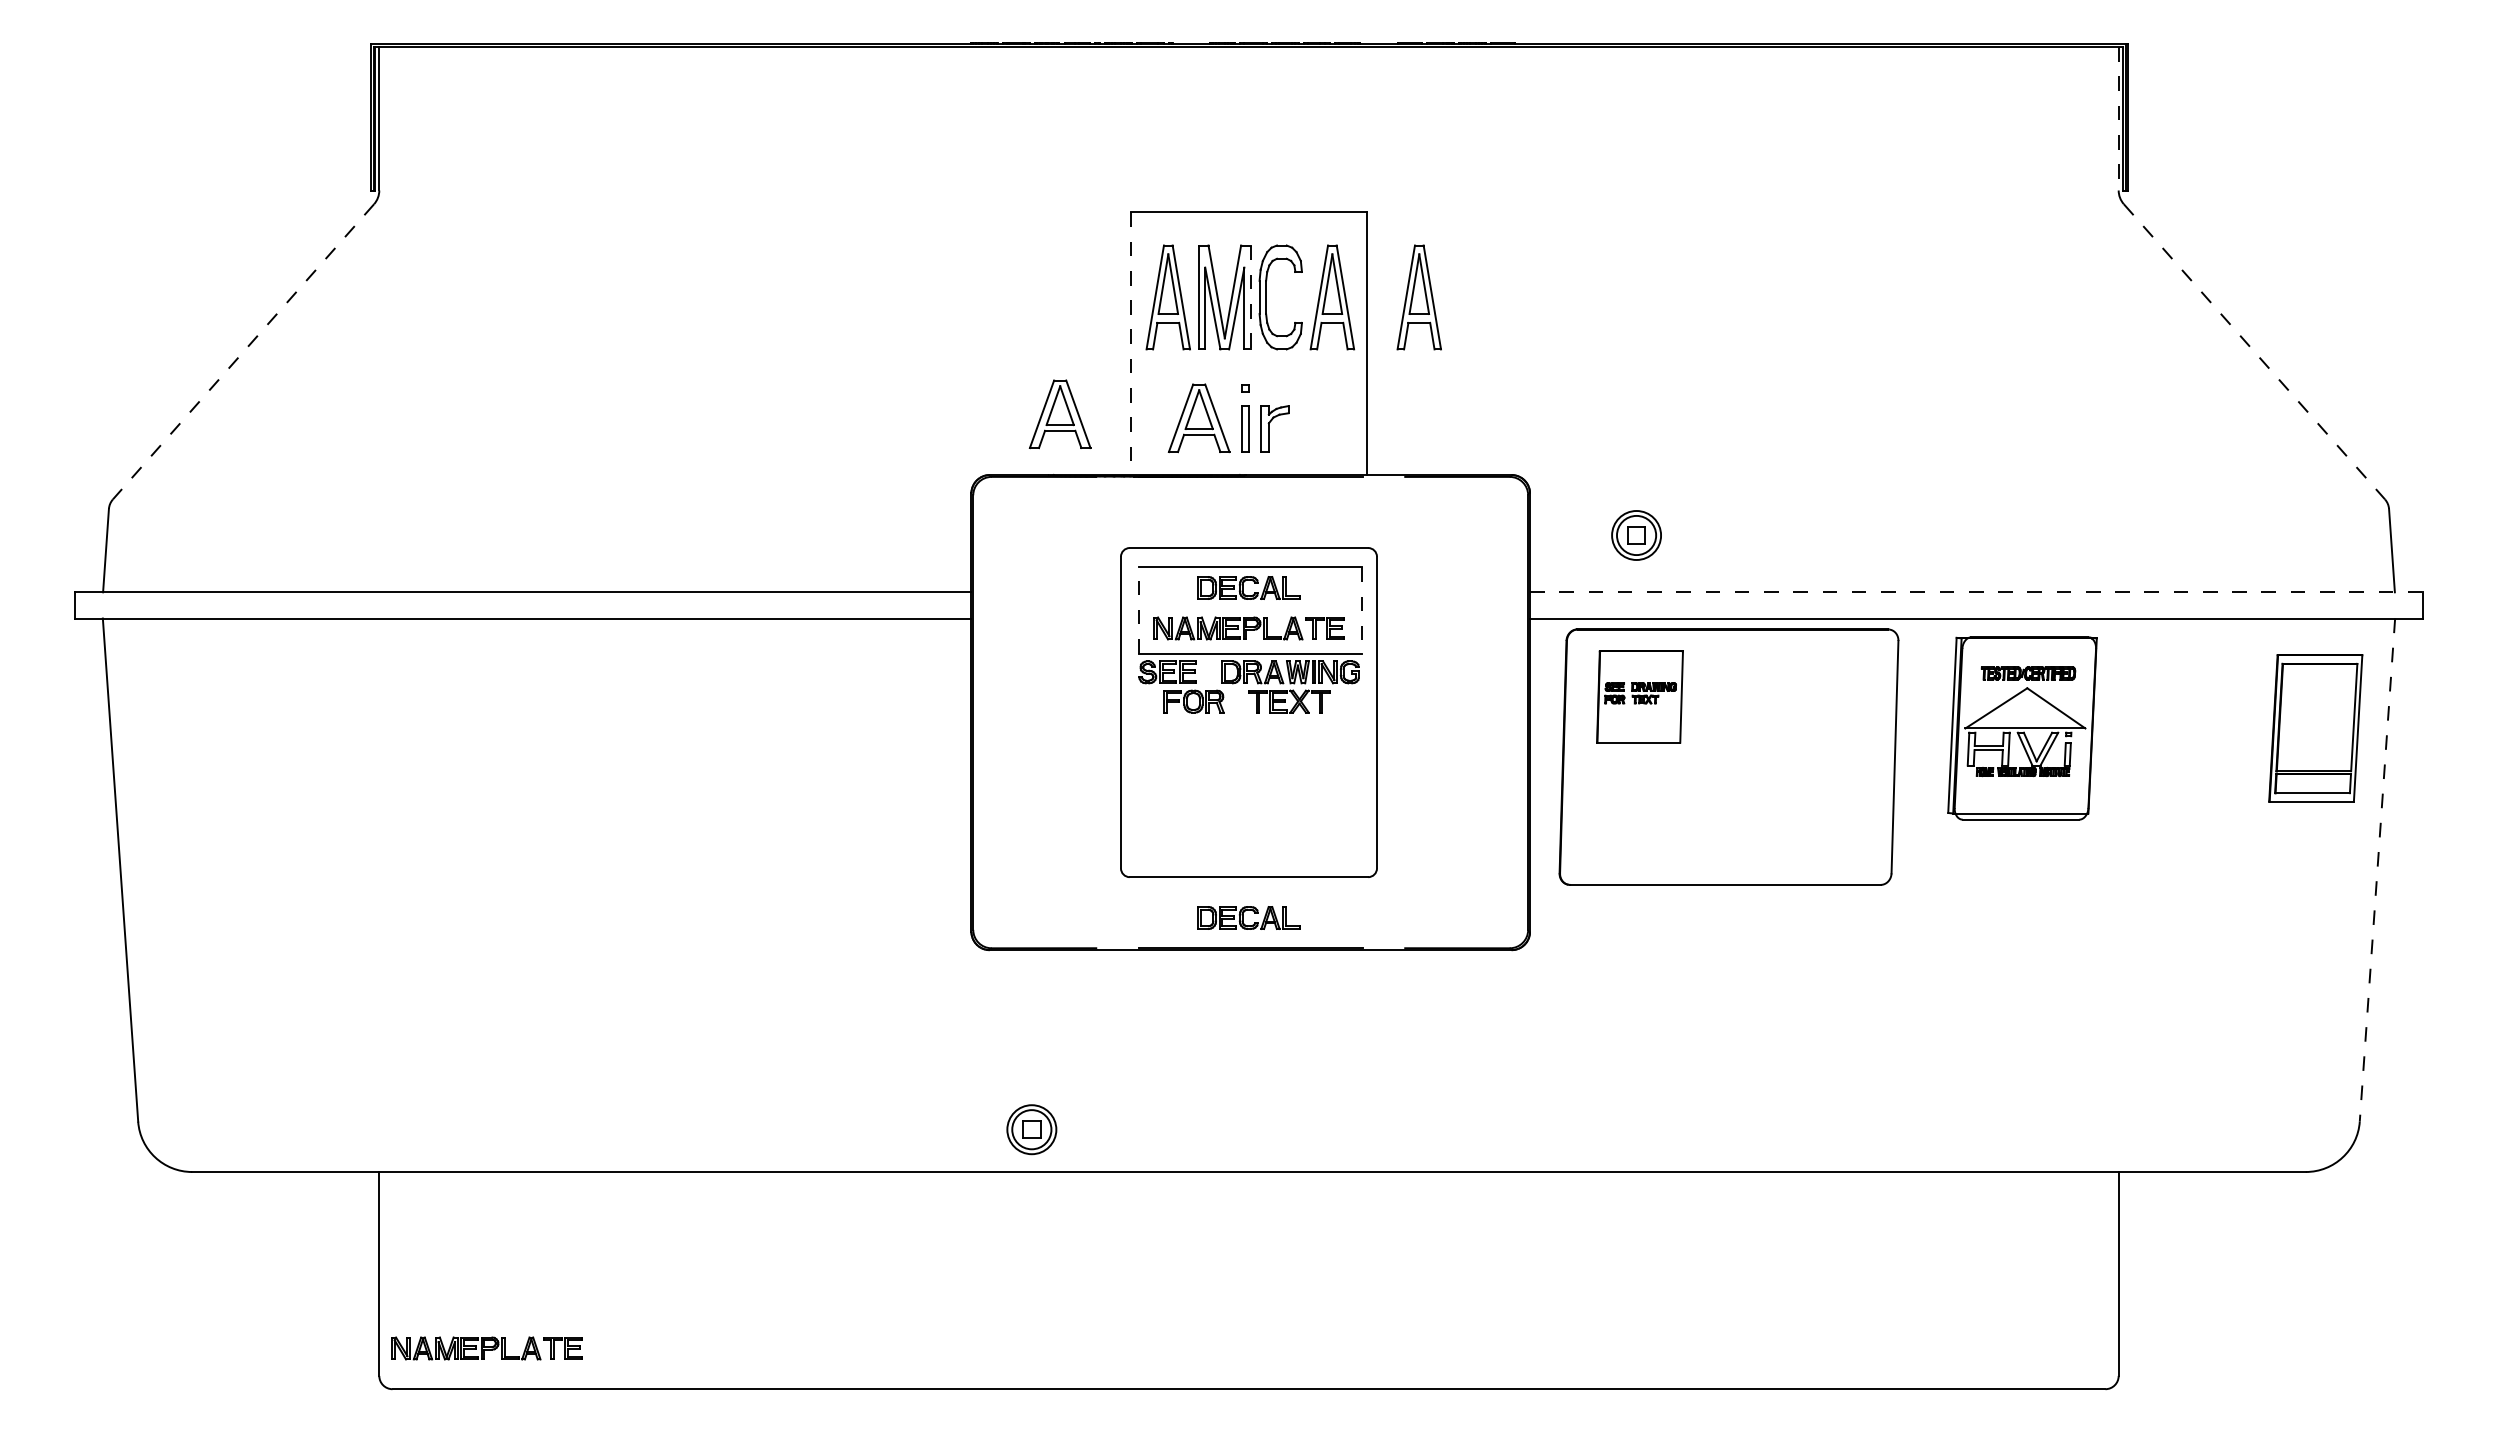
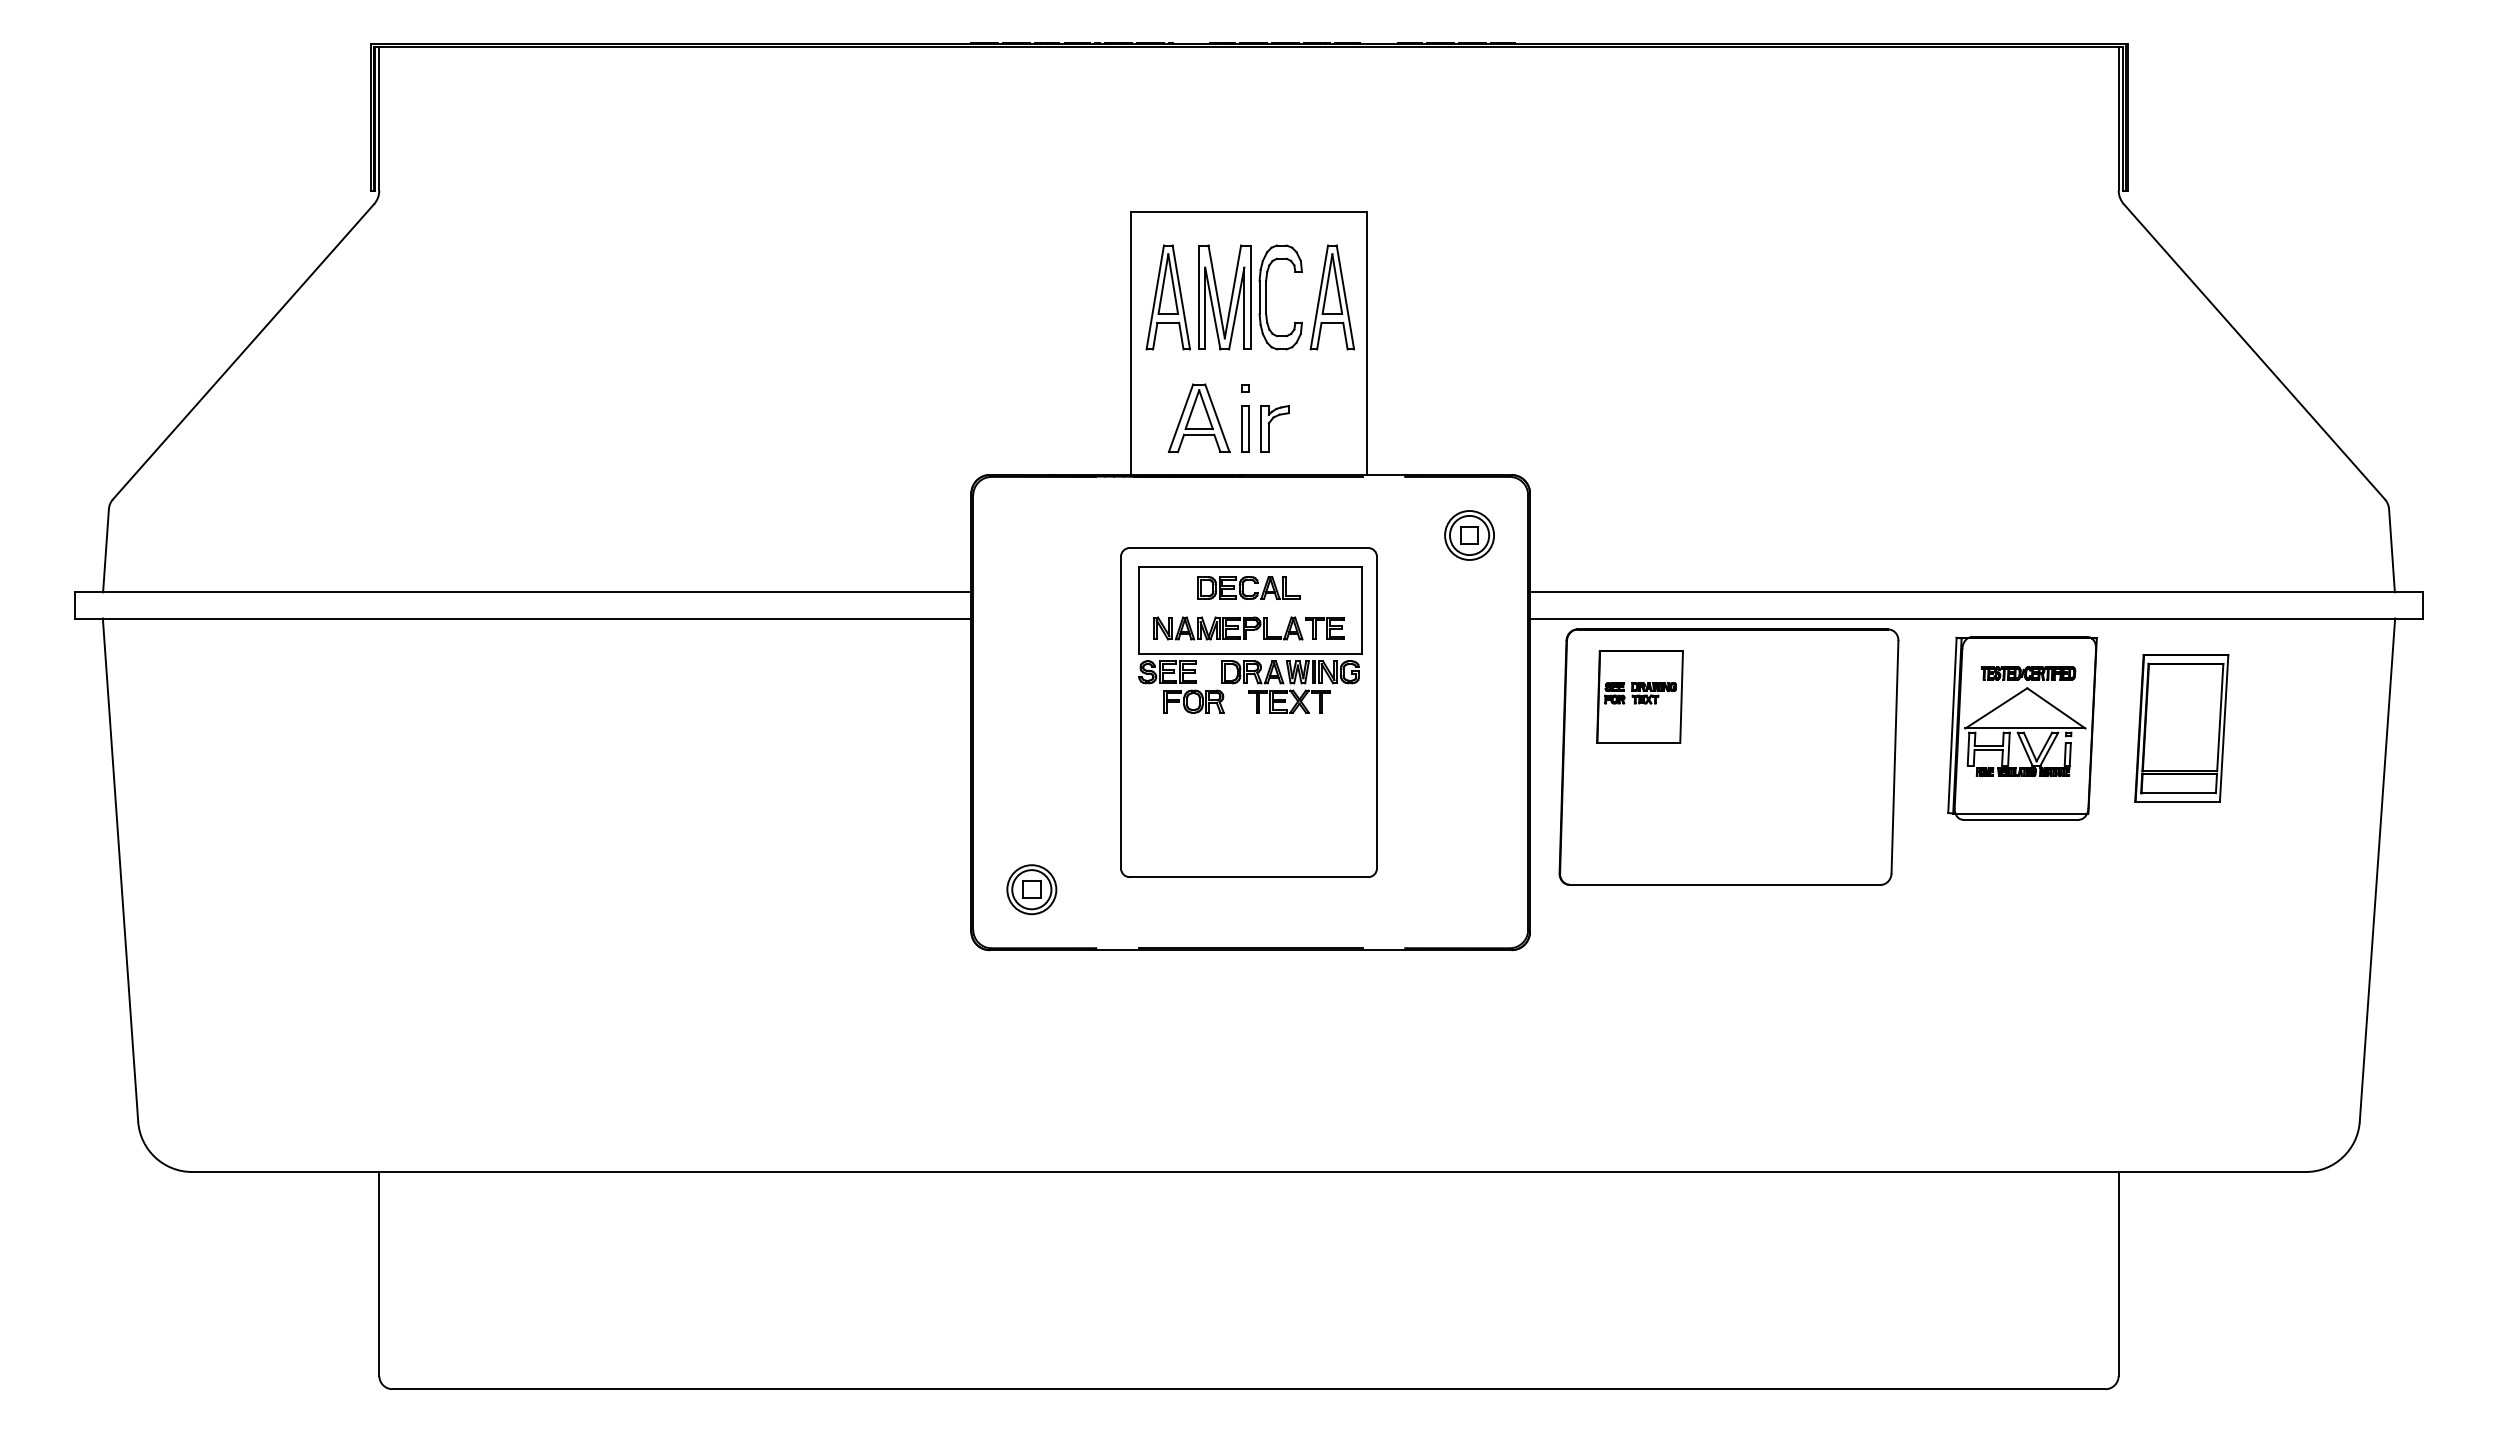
line: dashed -> solid (2118, 118)
line: dashed -> solid (1250, 297)
part: present -> none (1418, 297)
line: dashed -> solid (1130, 344)
line: dashed -> solid (243, 352)
line: dashed -> solid (2254, 352)
part: present -> none (1059, 414)
part position: (1636, 535) -> (1469, 535) (1469, 535)
line: dashed -> solid (1976, 592)
line: dashed -> solid (1139, 610)
line: dashed -> solid (1361, 611)
part position: (2315, 728) -> (2181, 728) (2181, 728)
line: dashed -> solid (2377, 870)
part: present -> none (1248, 917)
part position: (1031, 1129) -> (1031, 889) (1031, 889)
part: present -> none (486, 1348)
